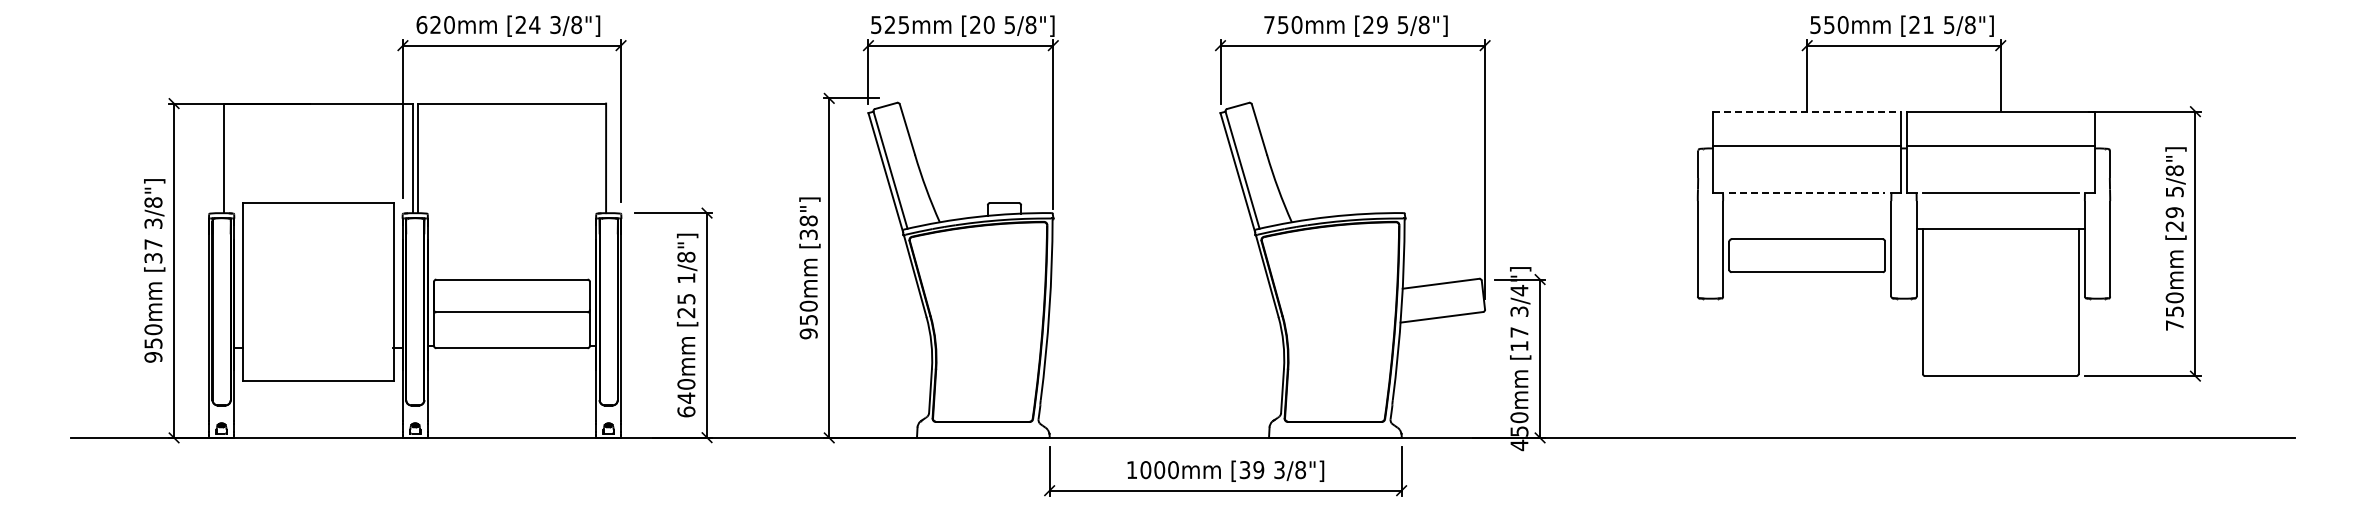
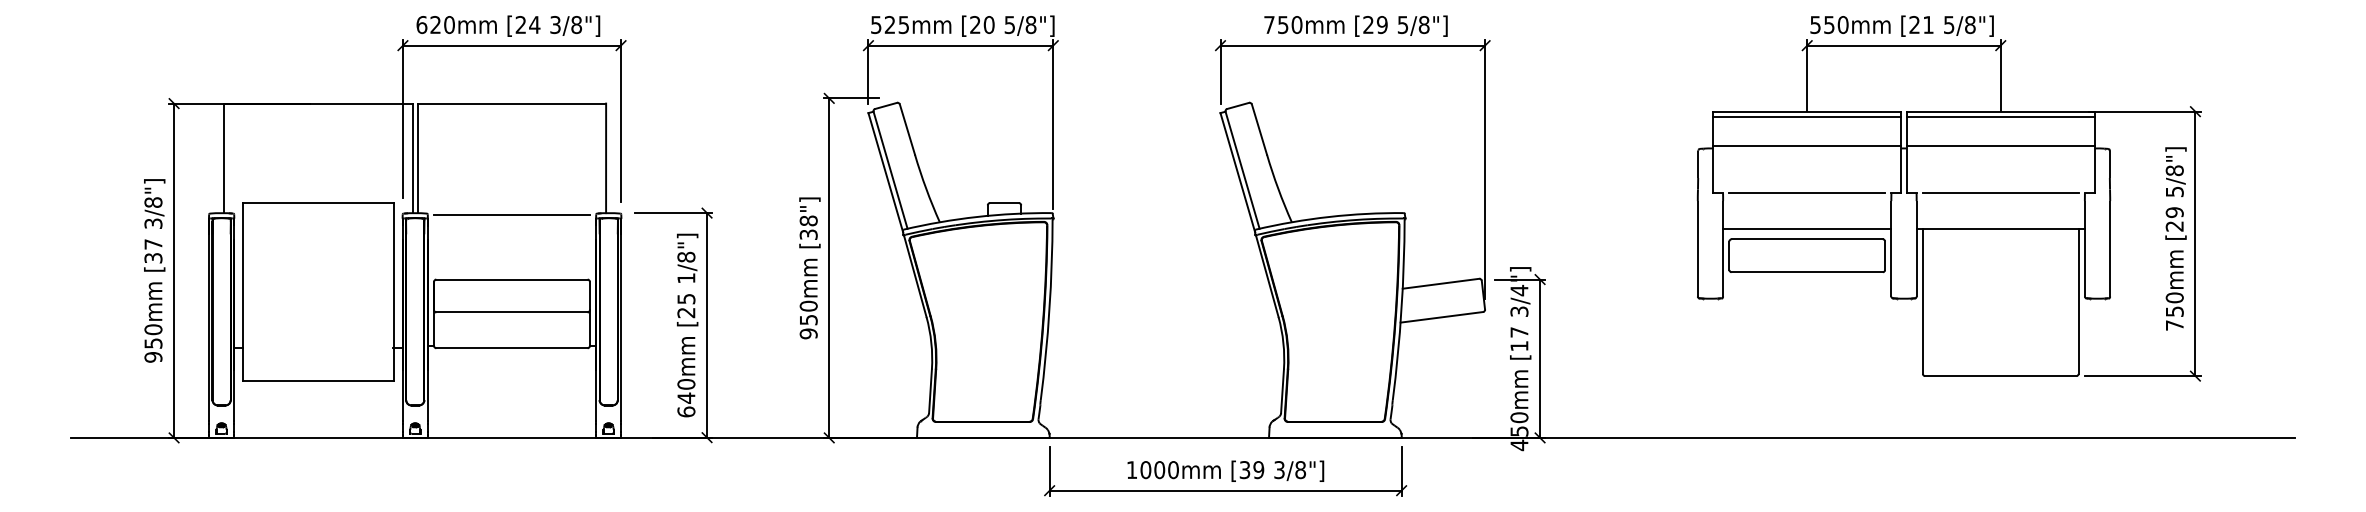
line: dashed -> solid (1807, 111)
line: none -> present (1807, 116)
line: none -> present (2000, 116)
line: dashed -> solid (1807, 193)
line: none -> present (511, 214)
line: none -> present (1806, 229)
